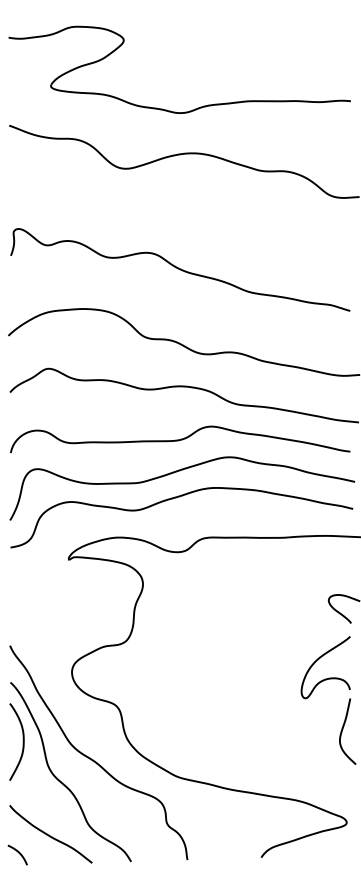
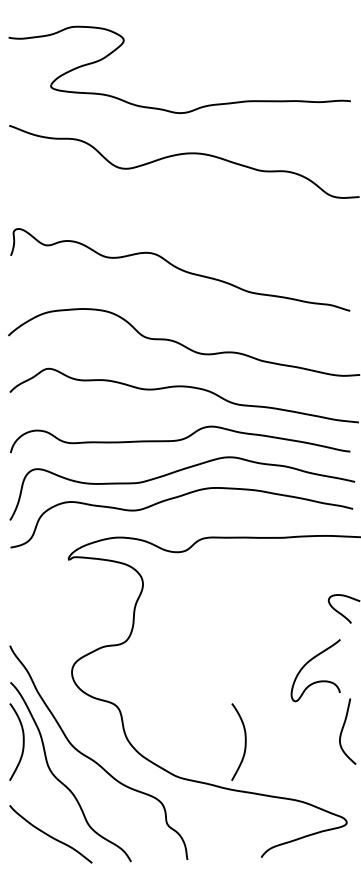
curve position: (318, 660) -> (308, 663) (308, 663)
curve: none -> present (244, 741)
curve: present -> none (18, 853)
